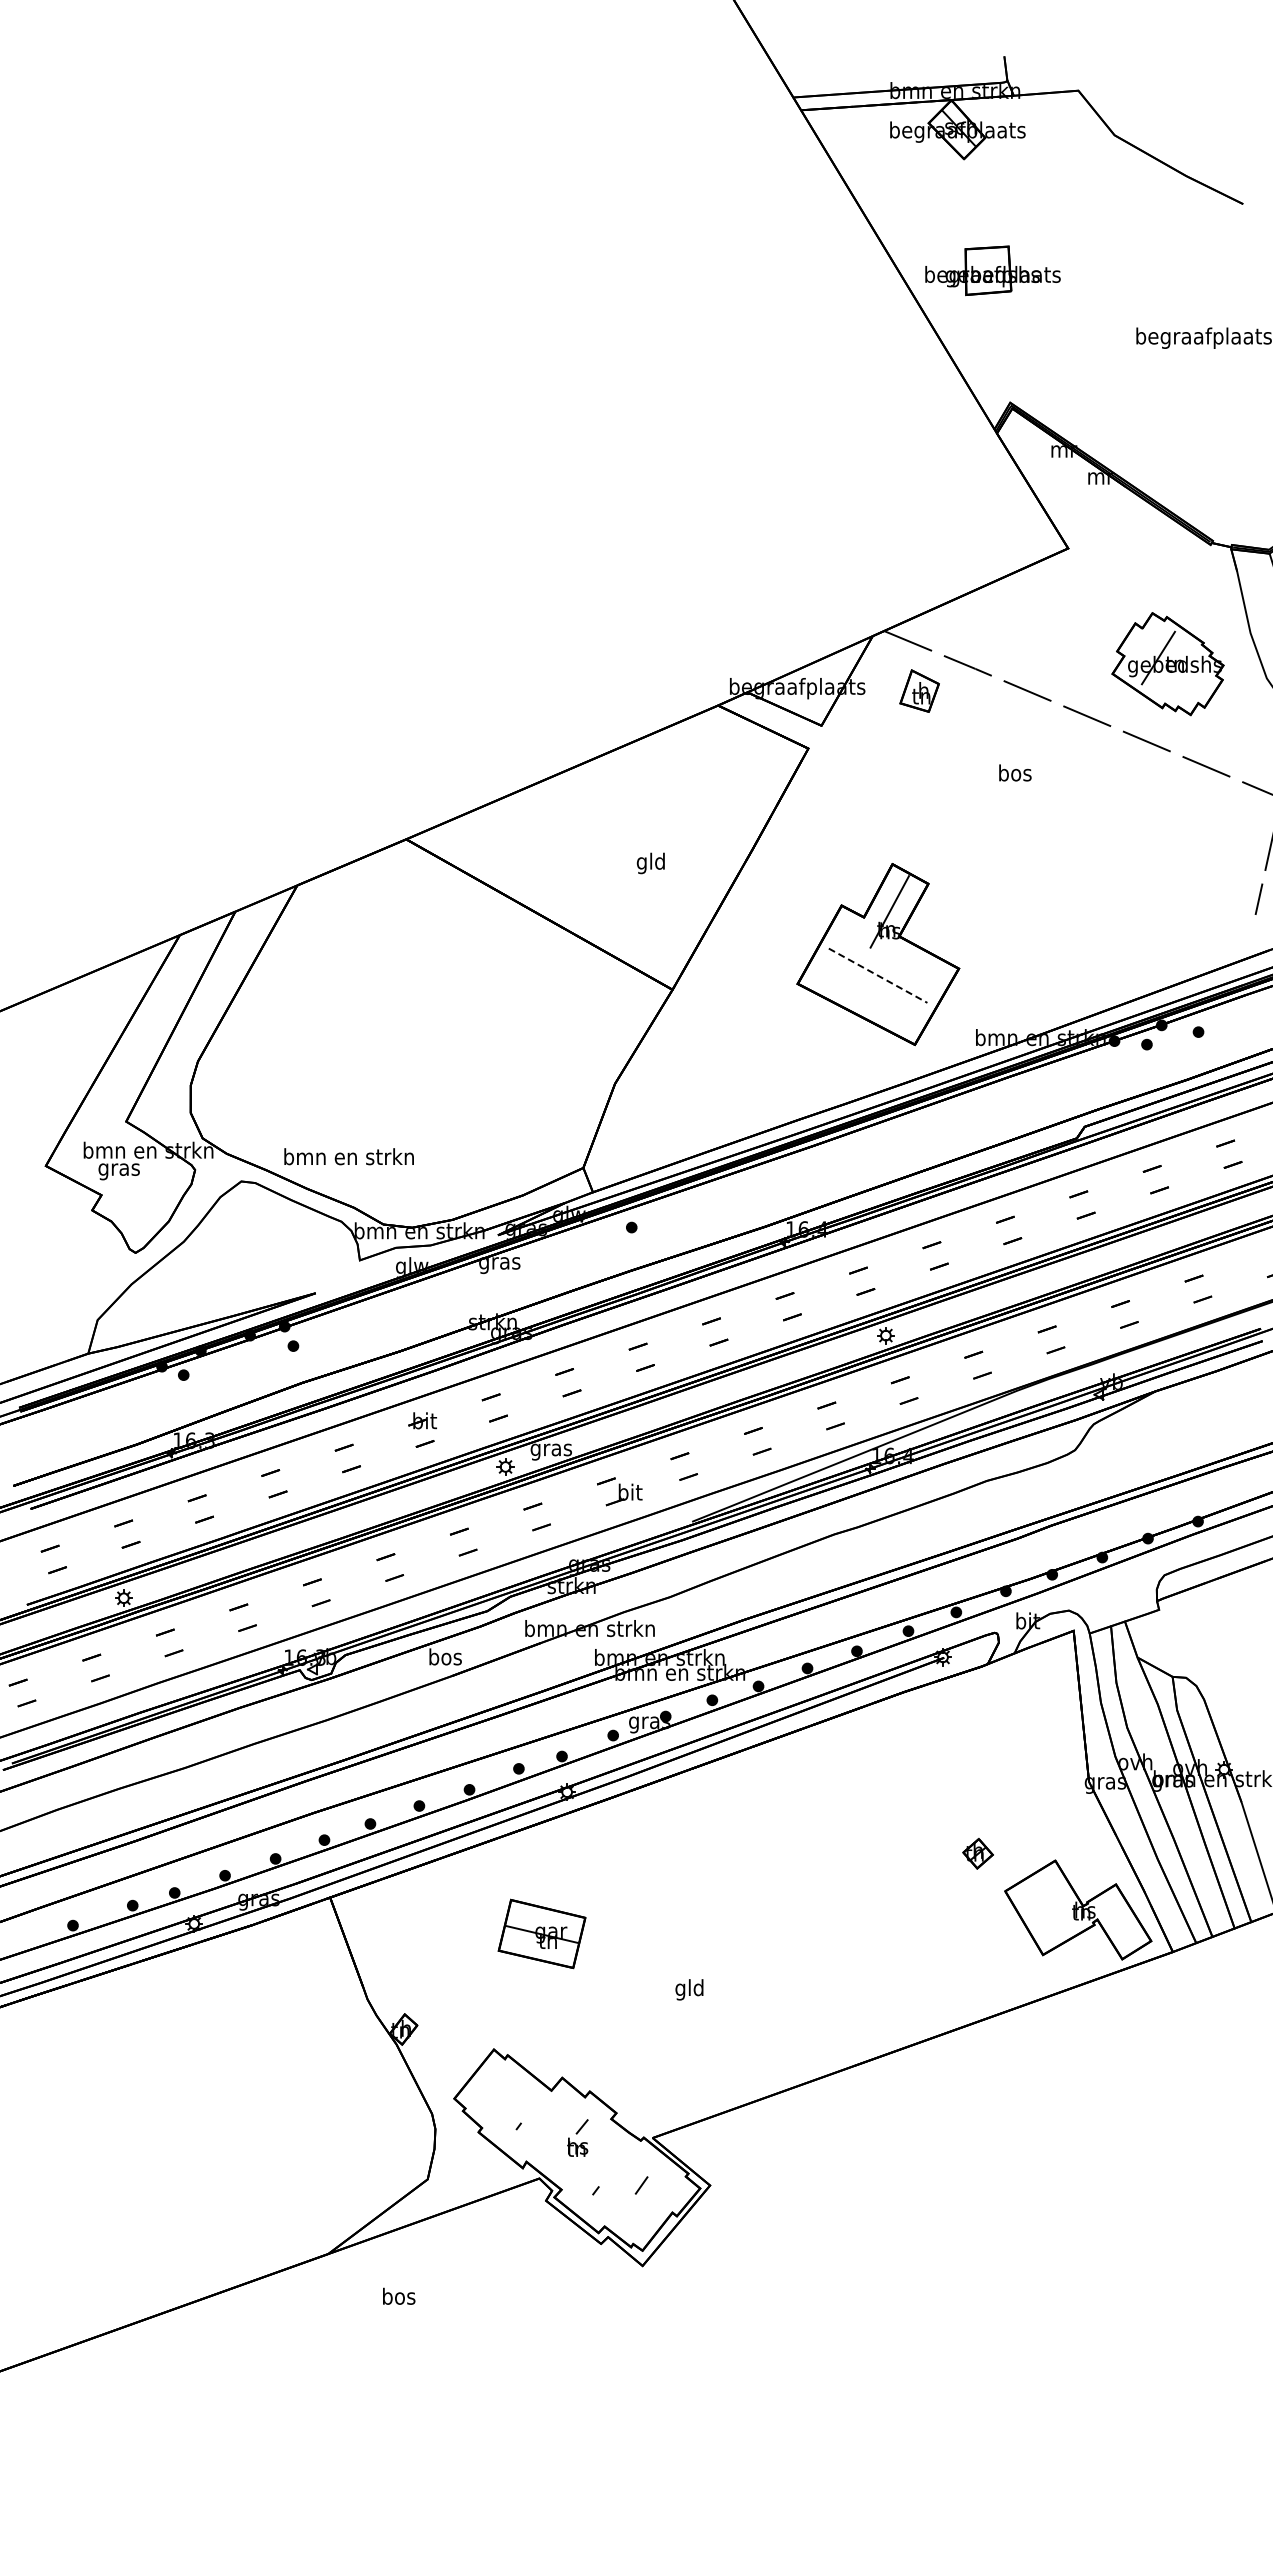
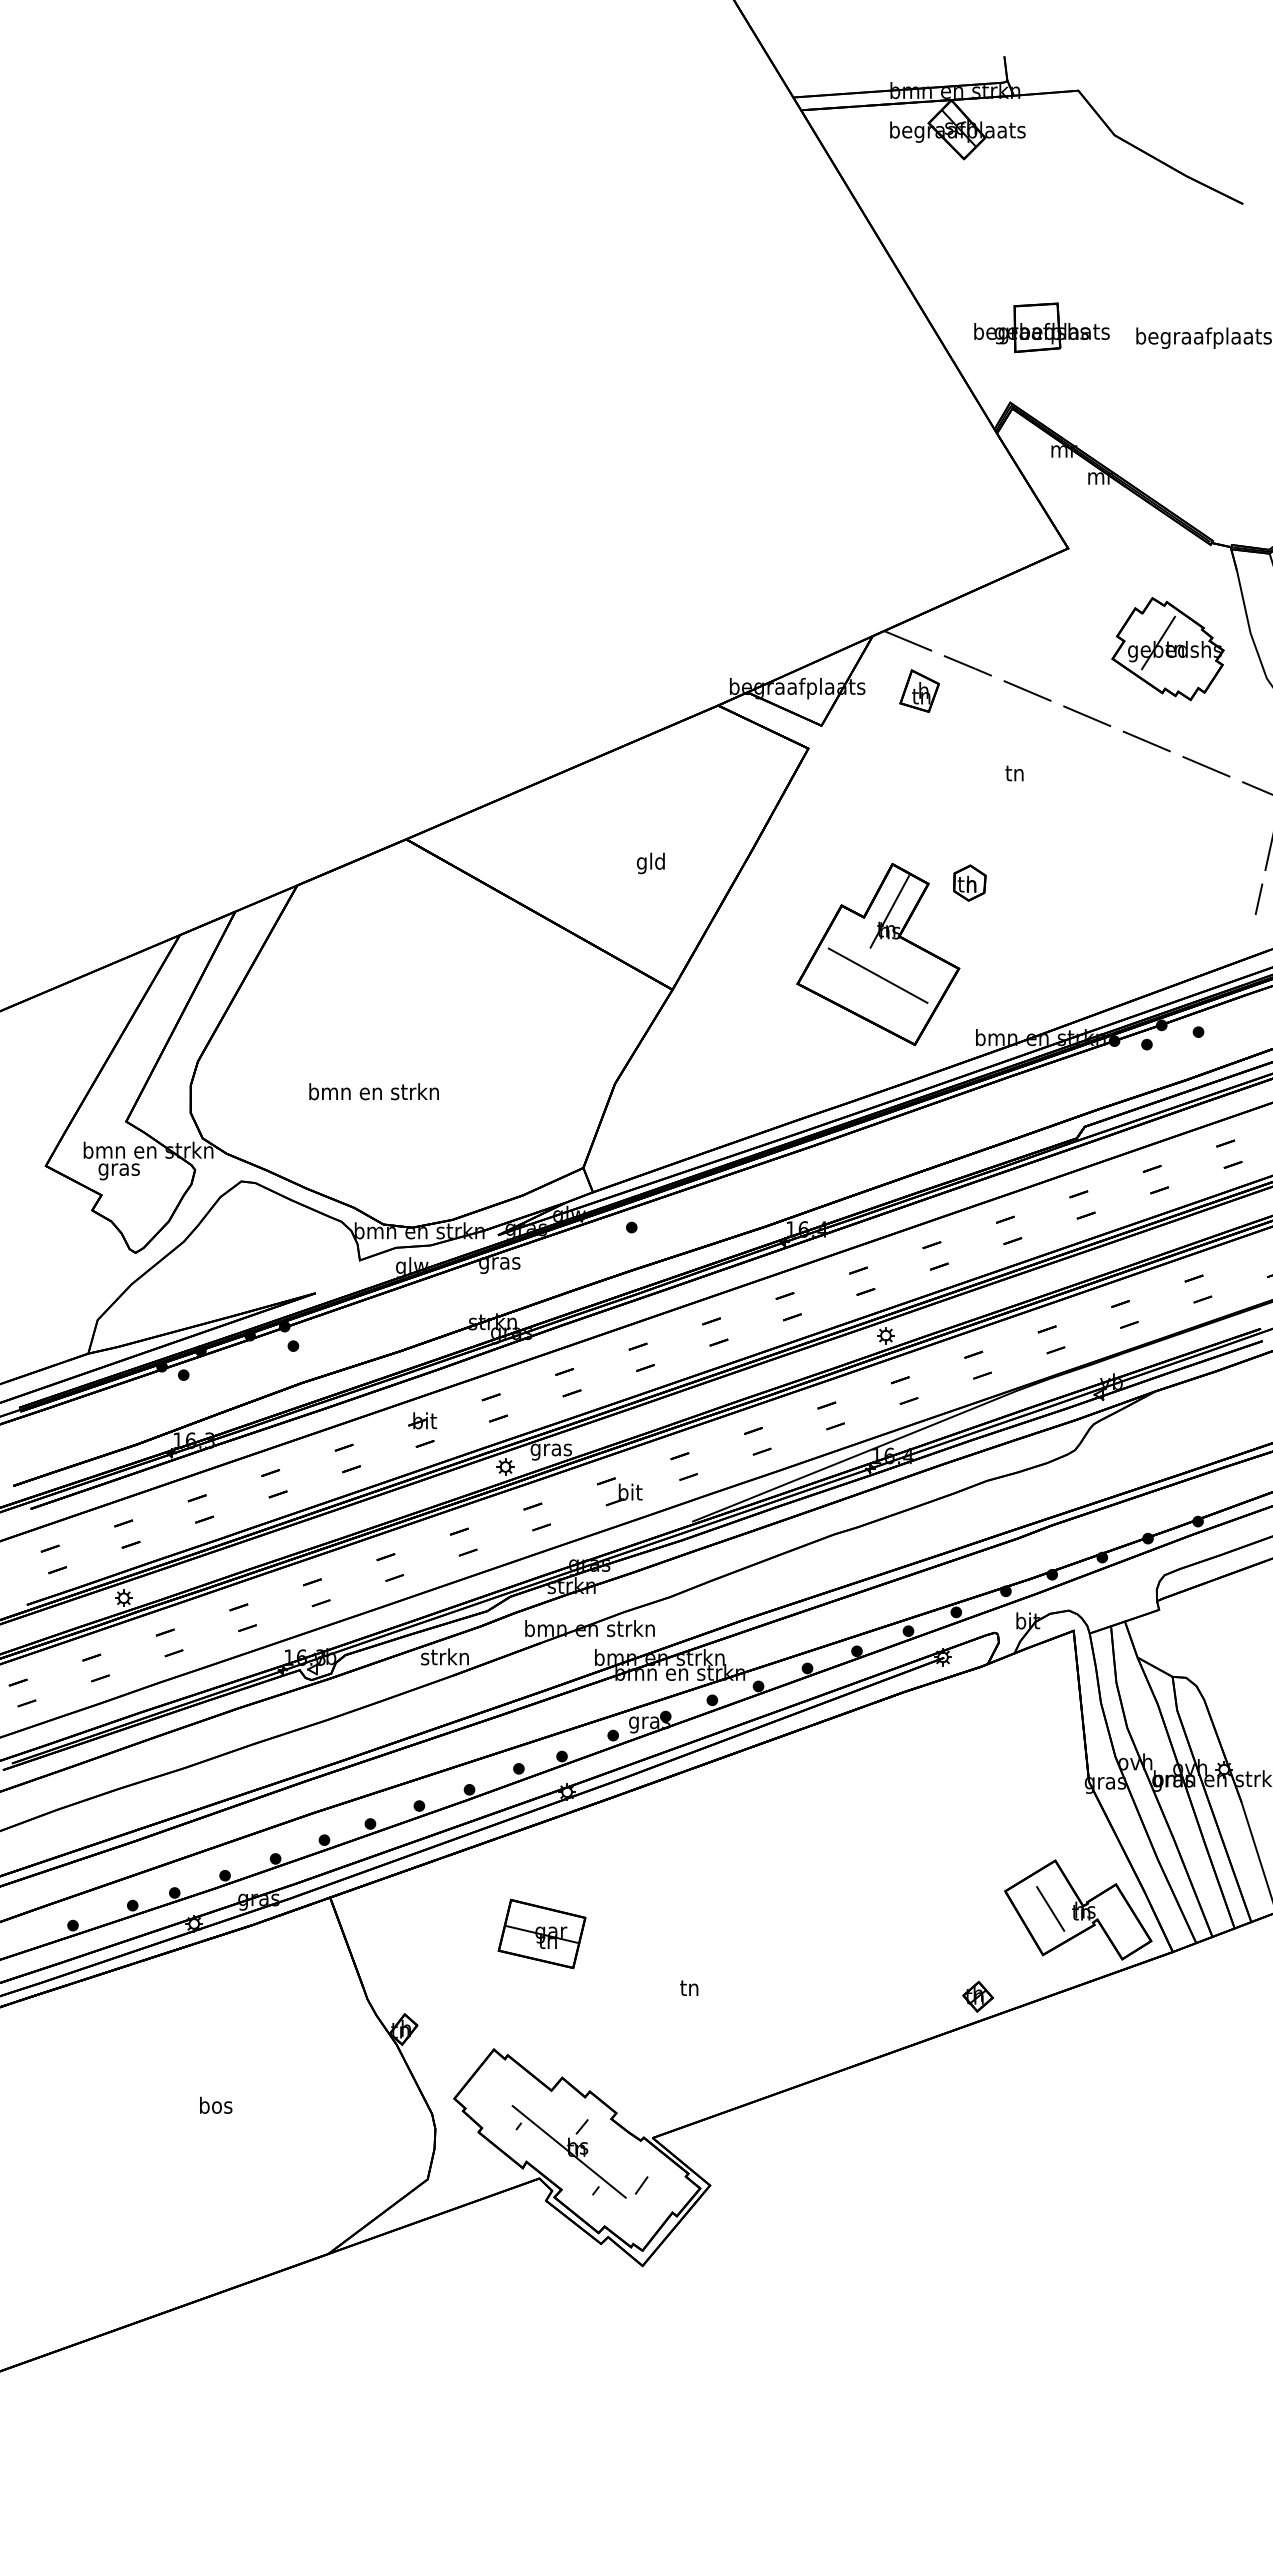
part position: (992, 270) -> (1041, 327) (1041, 327)
part position: (1167, 664) -> (1167, 649) (1167, 649)
text: bos -> tn (1015, 772)
part: none -> present (969, 882)
line: dashed -> solid (878, 975)
text position: (348, 1156) -> (373, 1091) (373, 1091)
text: bos -> strkn (444, 1656)
part position: (977, 1853) -> (977, 1996) (977, 1996)
line: none -> present (1050, 1908)
text: gld -> tn (689, 1989)
line: none -> present (568, 2151)
text position: (399, 2295) -> (216, 2104) (216, 2104)
